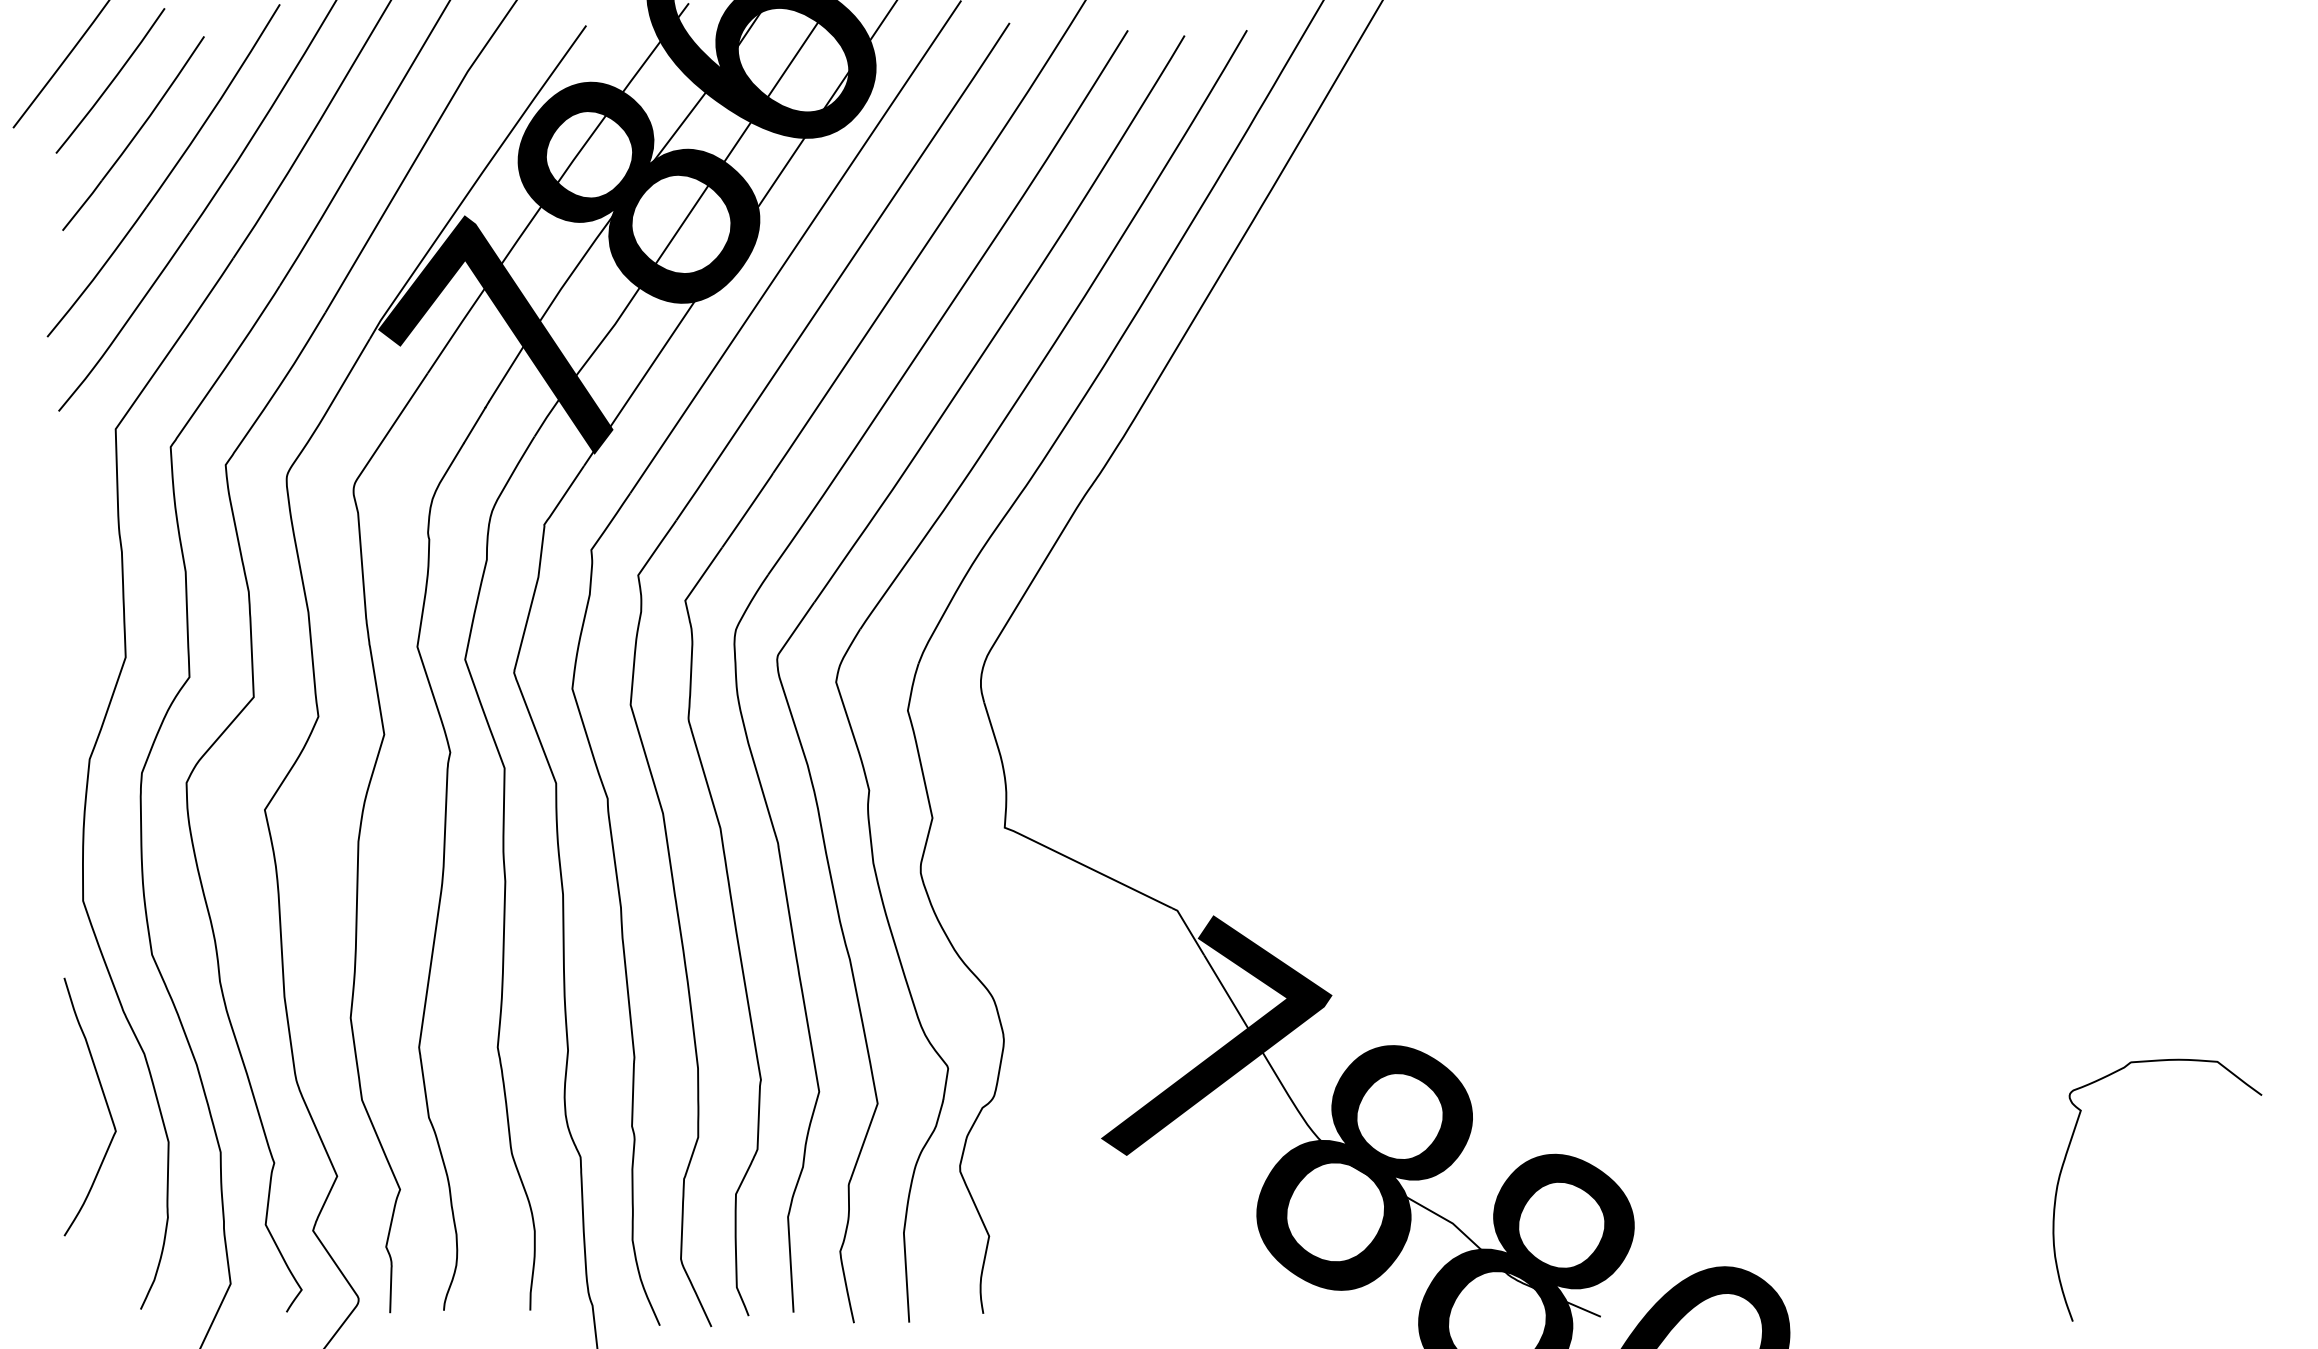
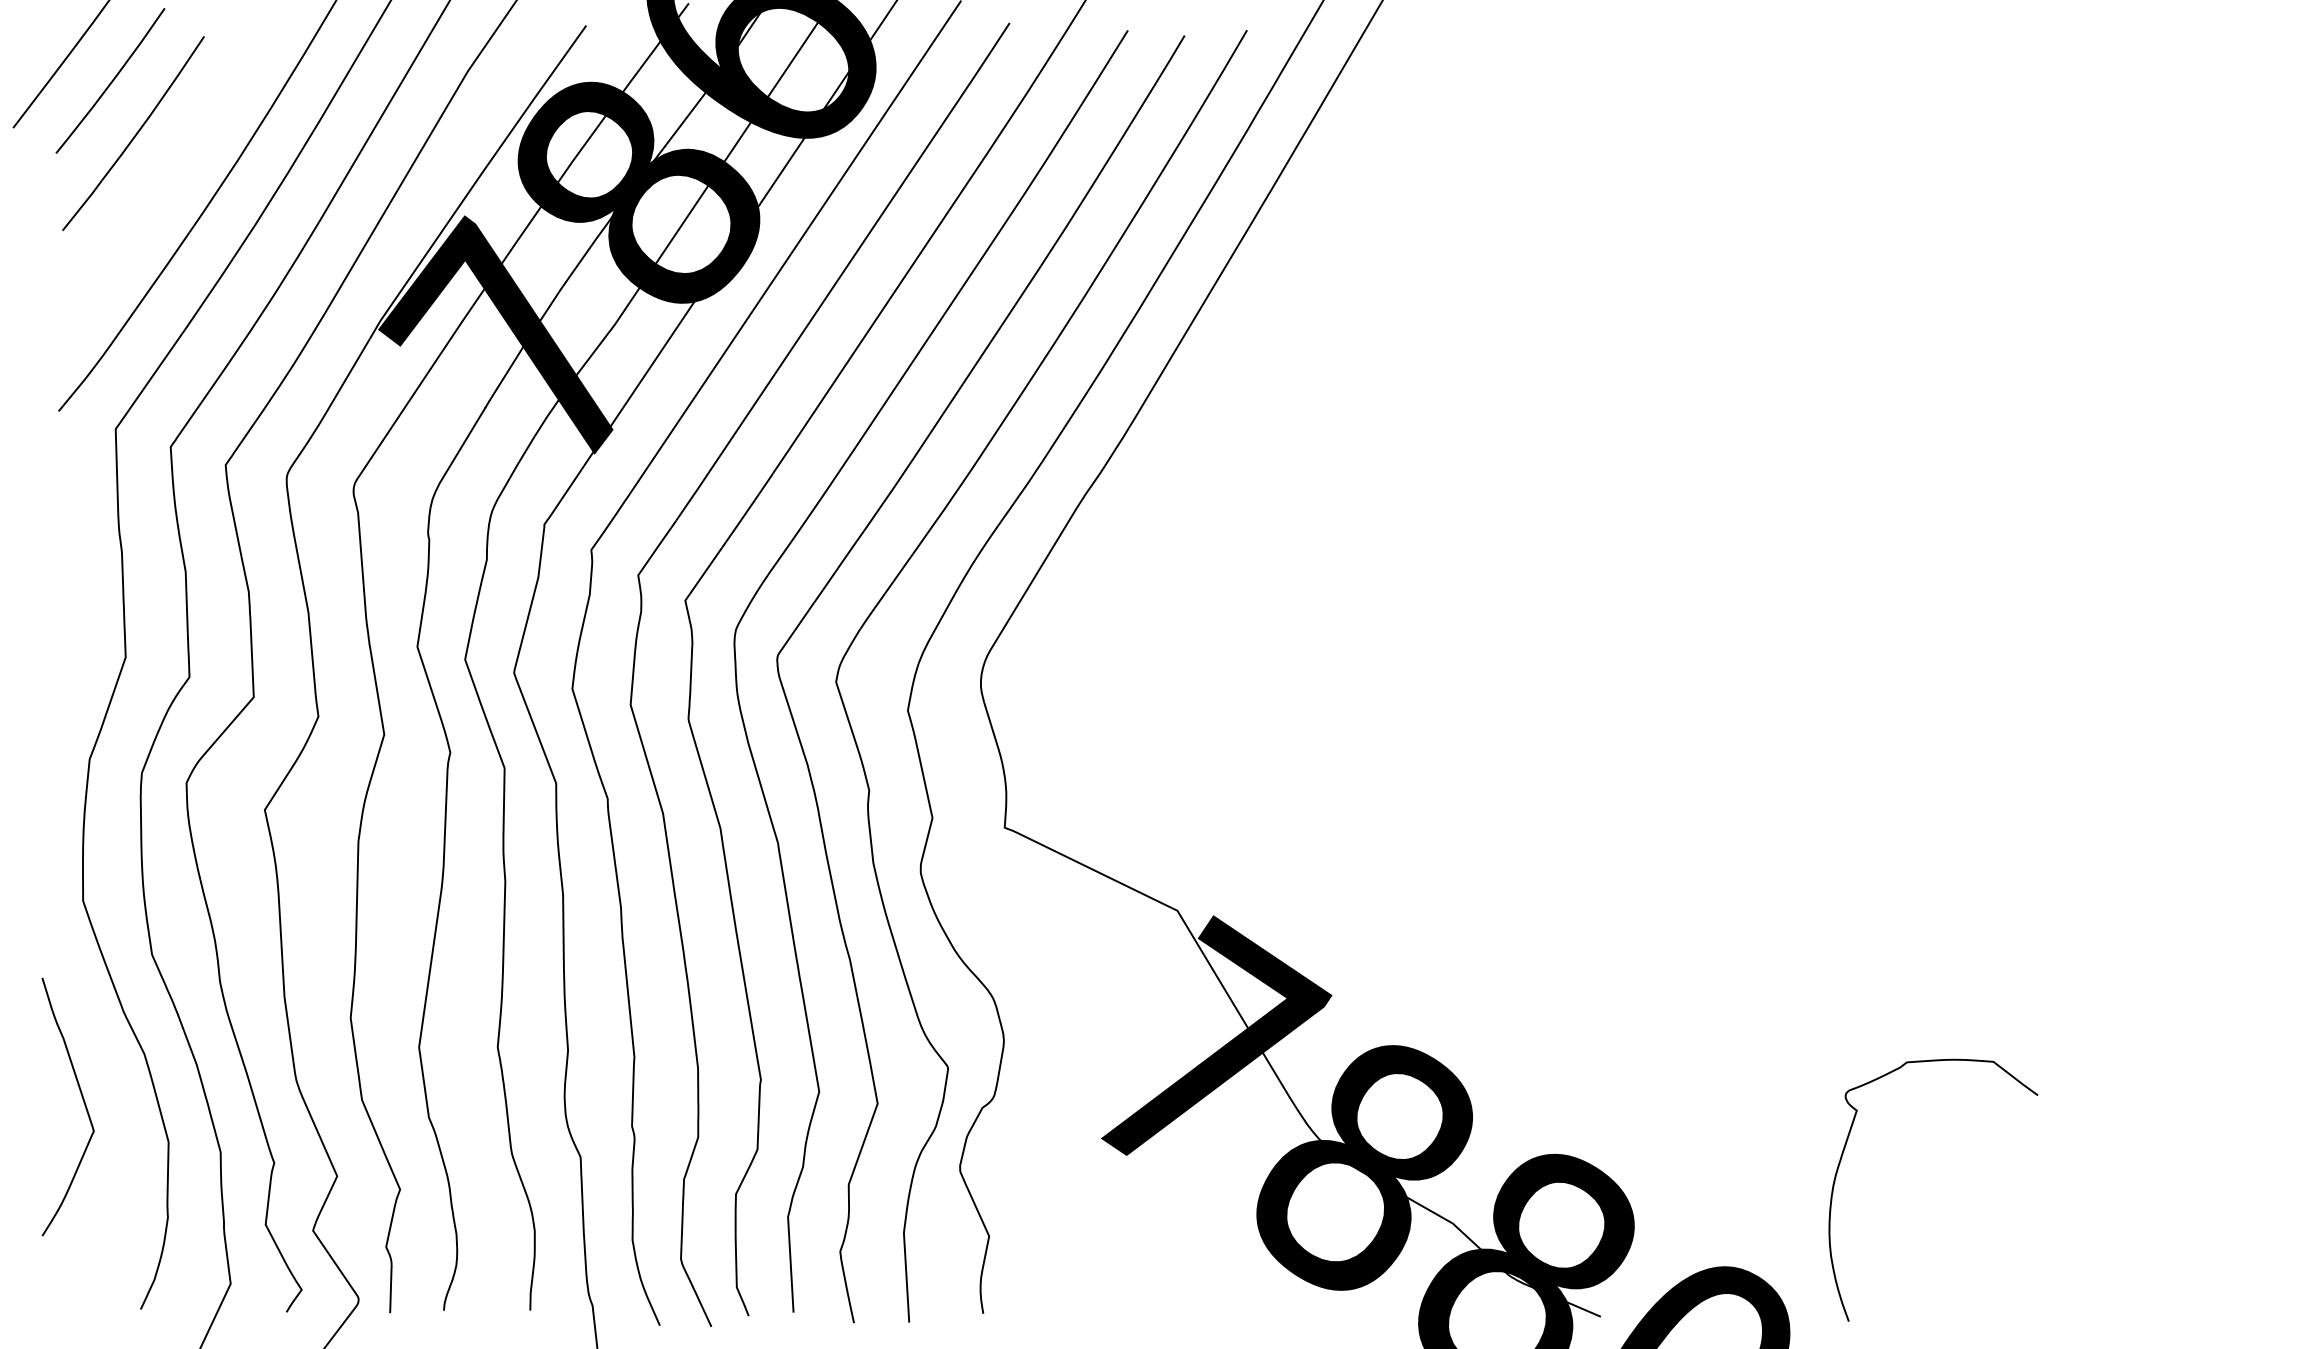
part: present -> none (169, 172)
curve position: (105, 1102) -> (83, 1102) (83, 1102)
curve position: (2066, 1157) -> (1842, 1157) (1842, 1157)
